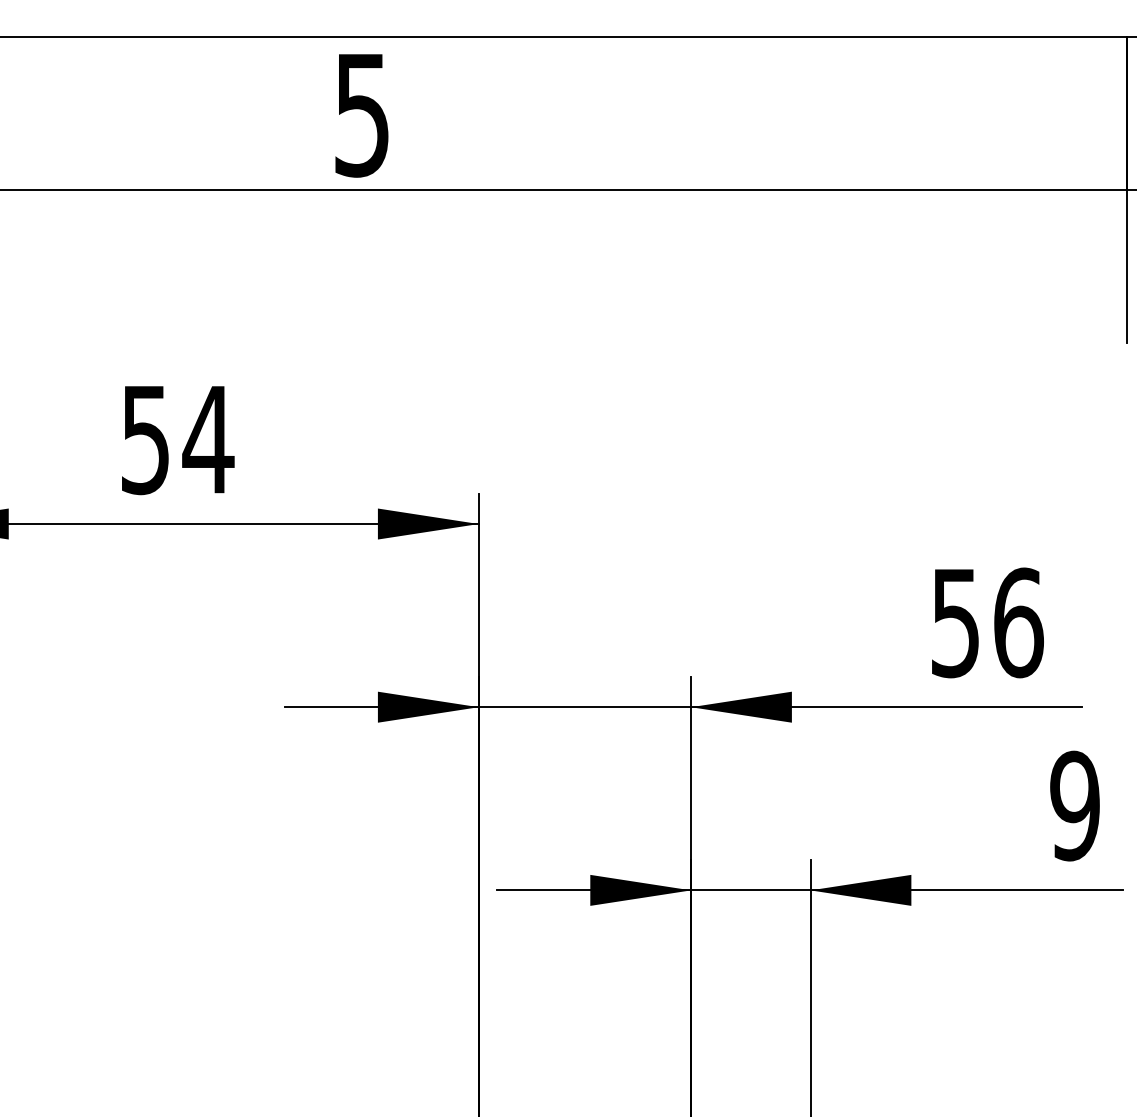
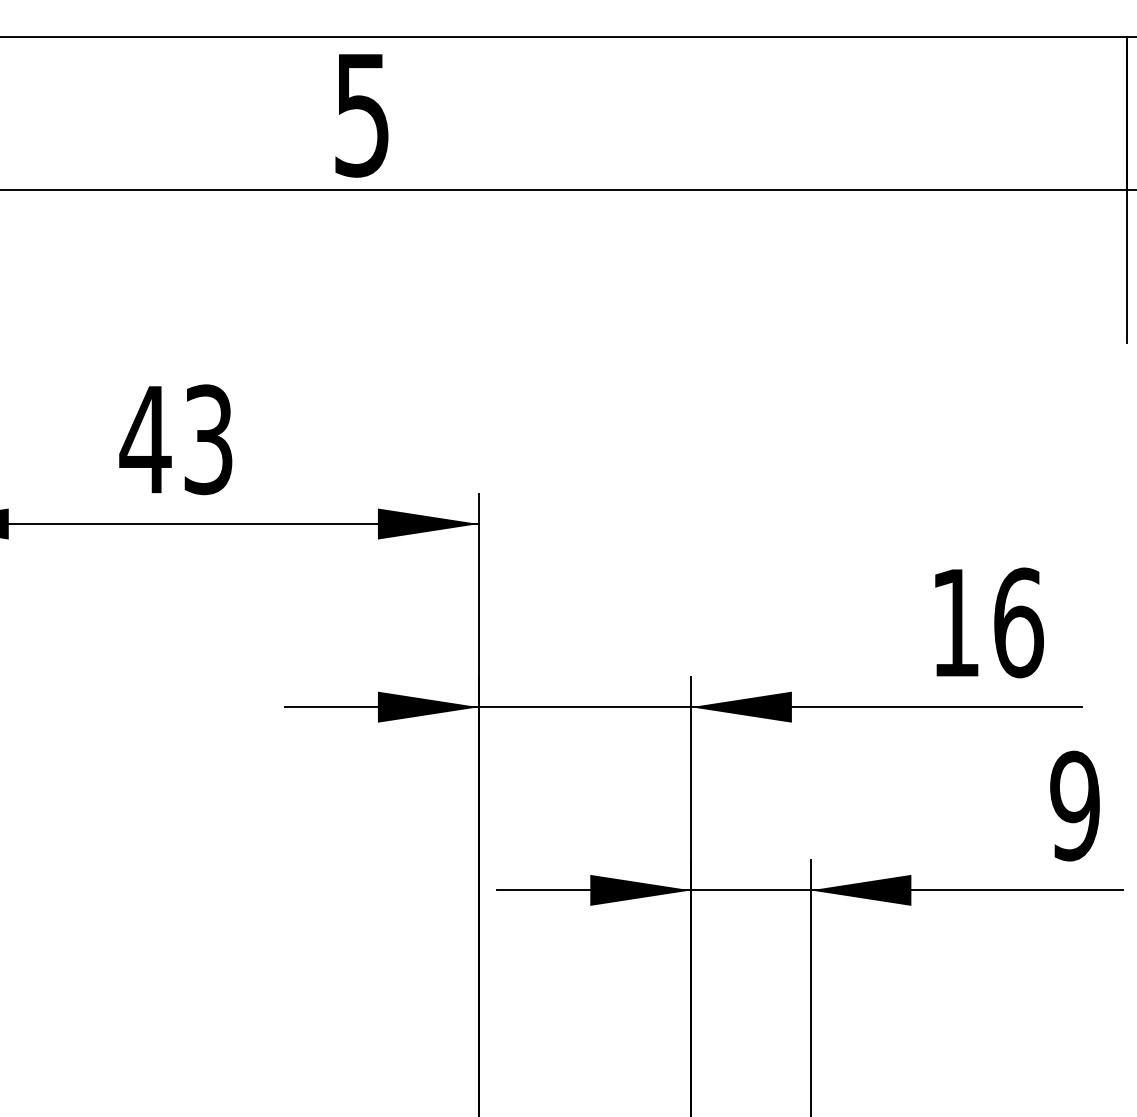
text: 54 -> 43 (176, 439)
text: 56 -> 16 (955, 623)
